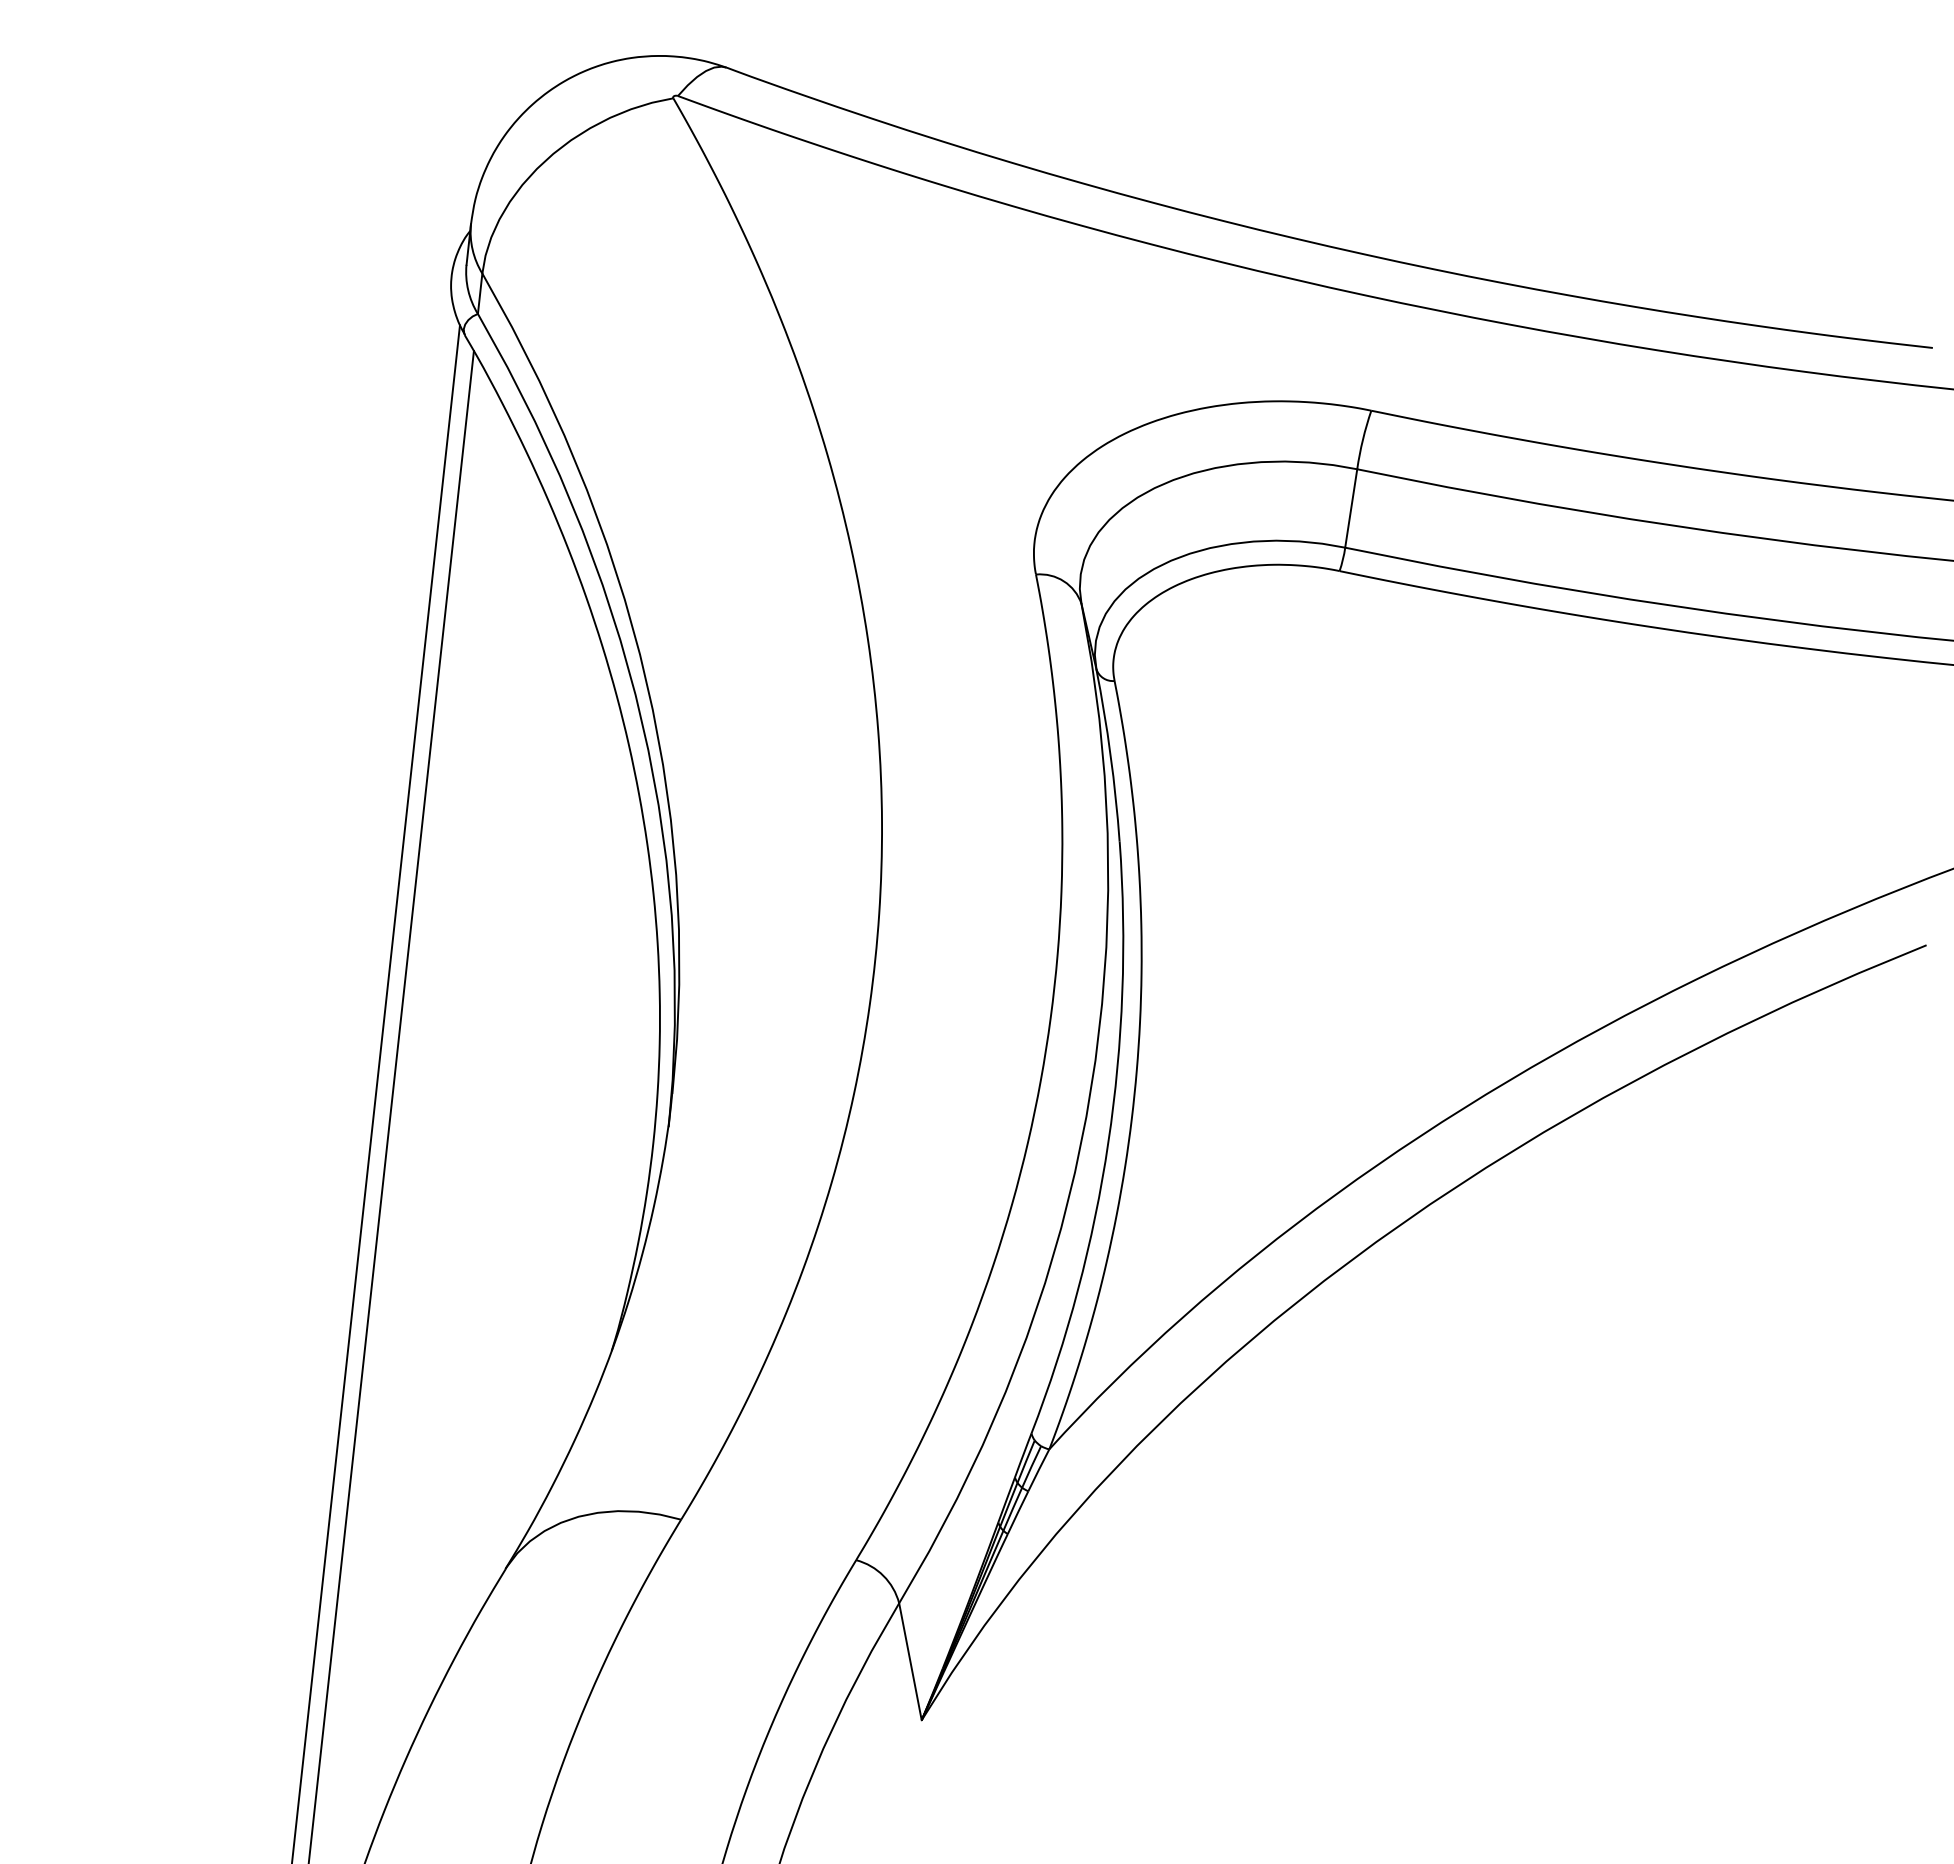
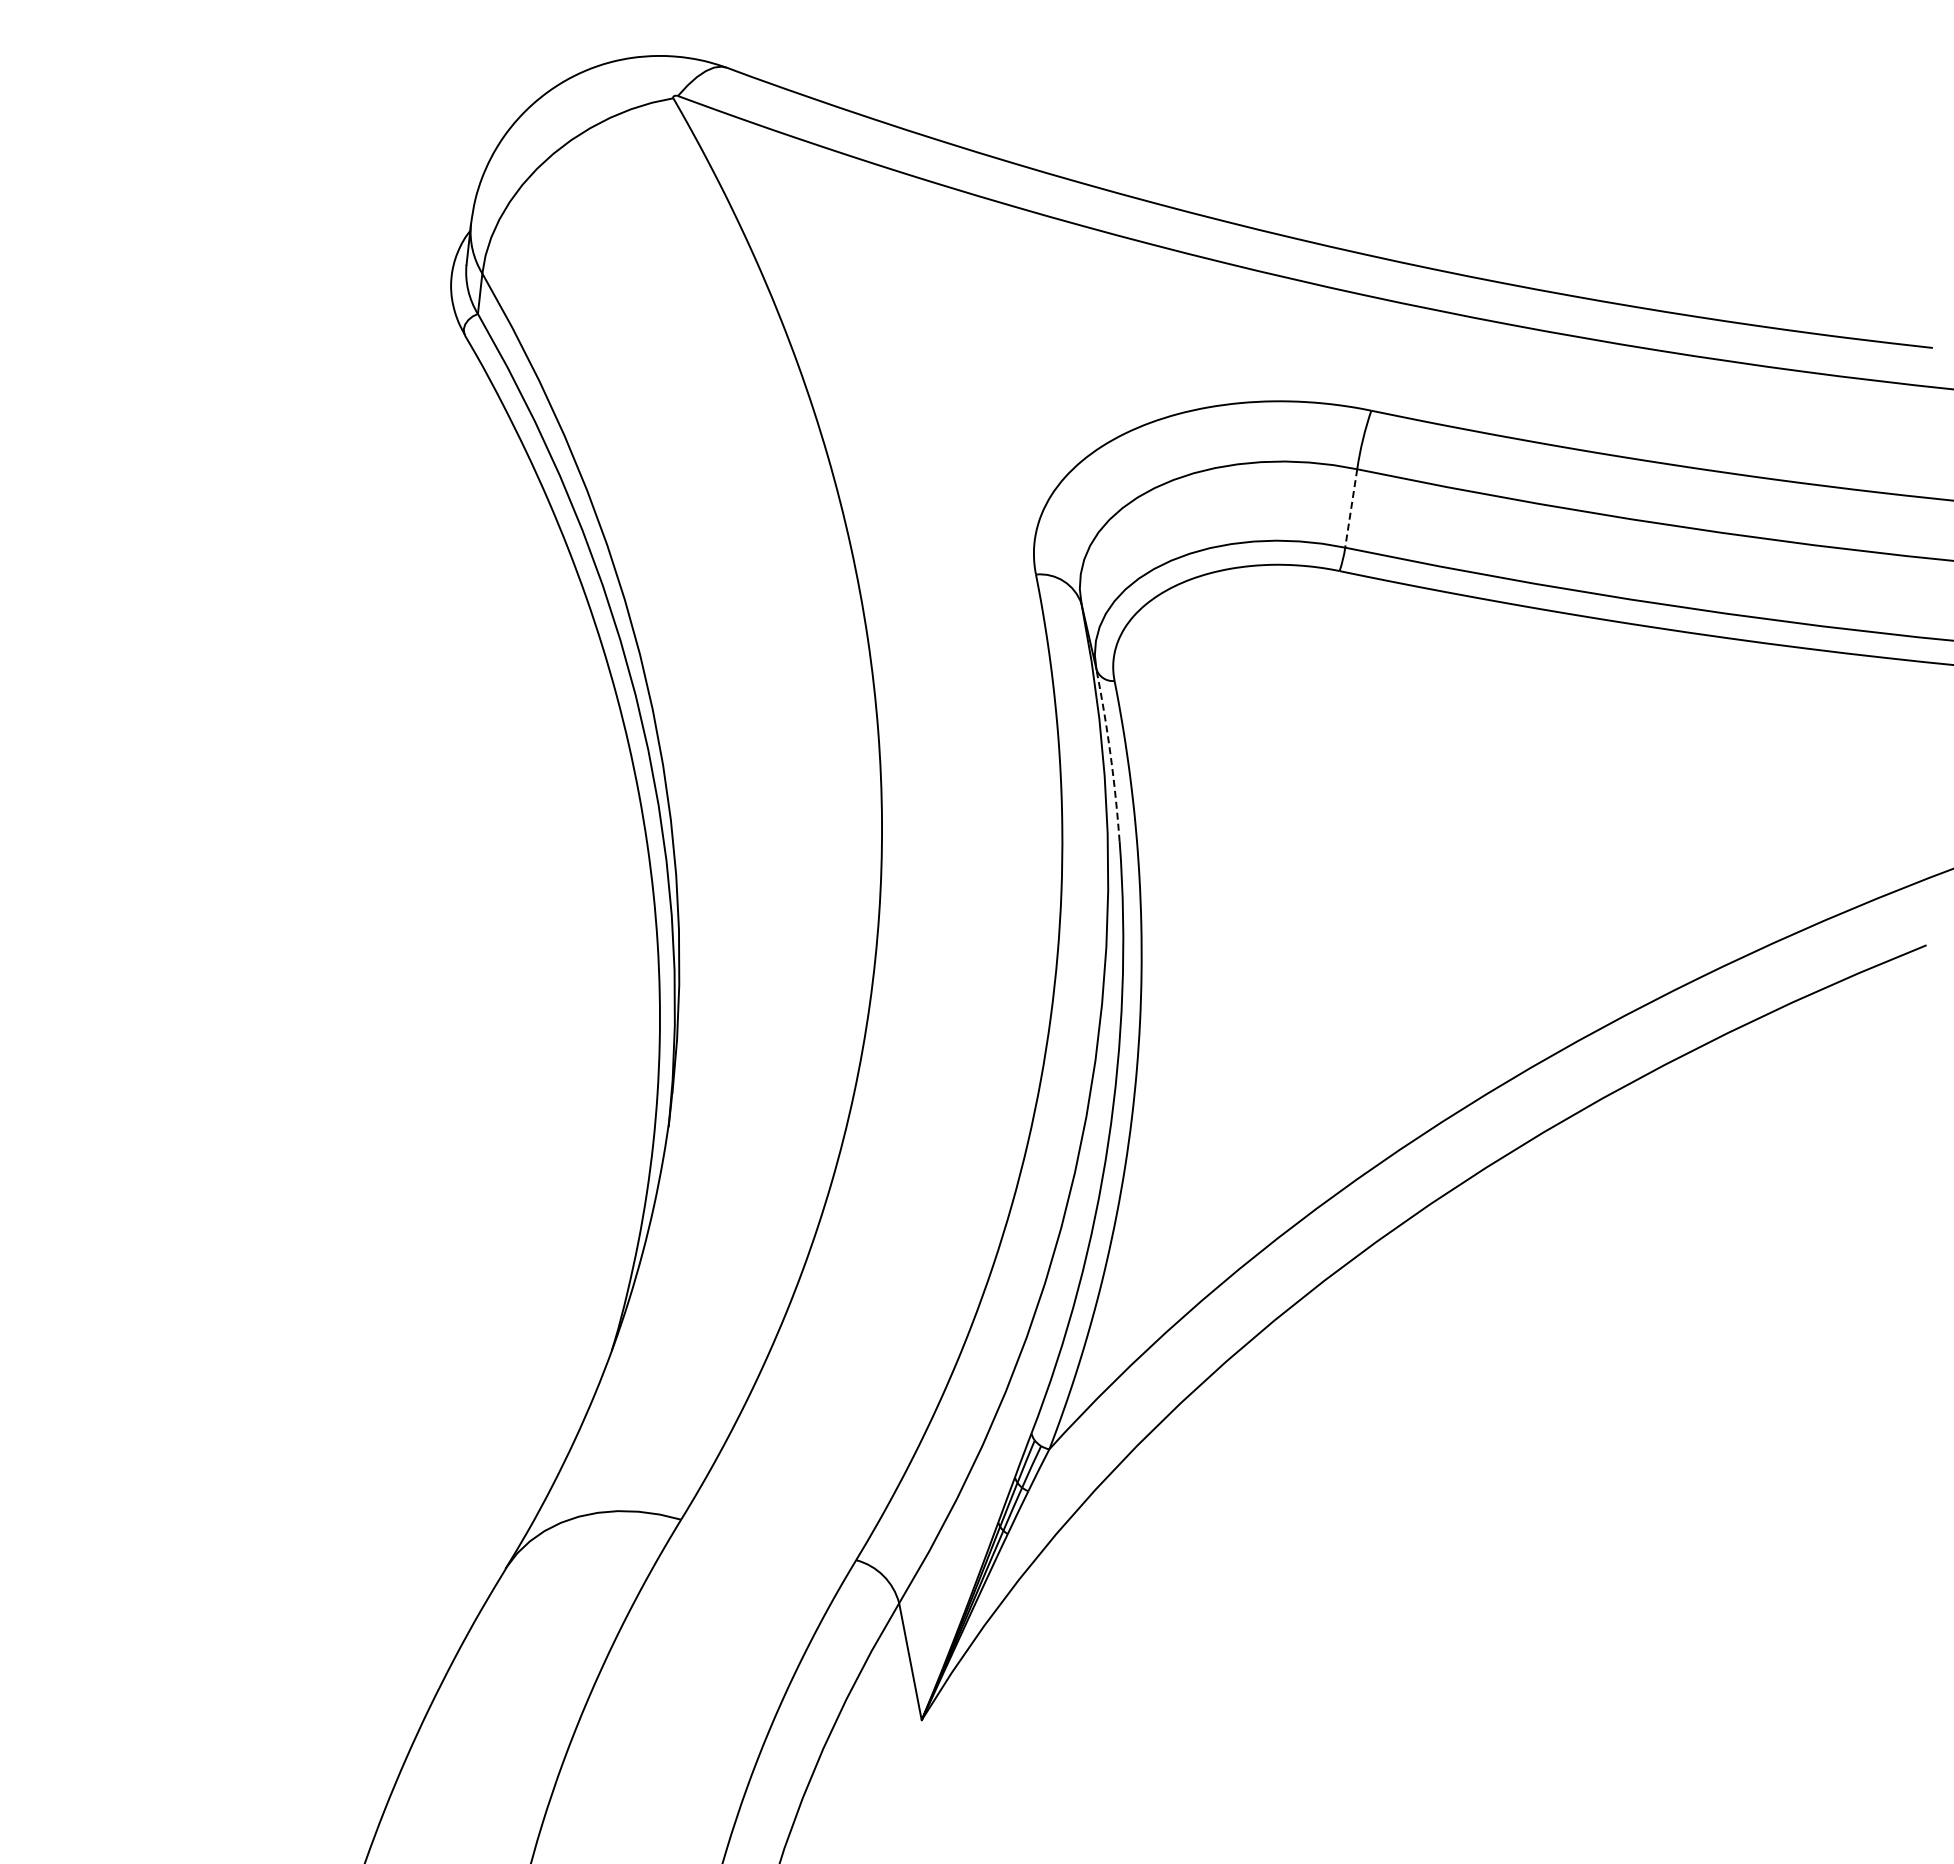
line: solid -> dashed (1351, 508)
arc: solid -> dashed (1110, 755)
line: present -> none (375, 1092)
line: present -> none (391, 1105)
